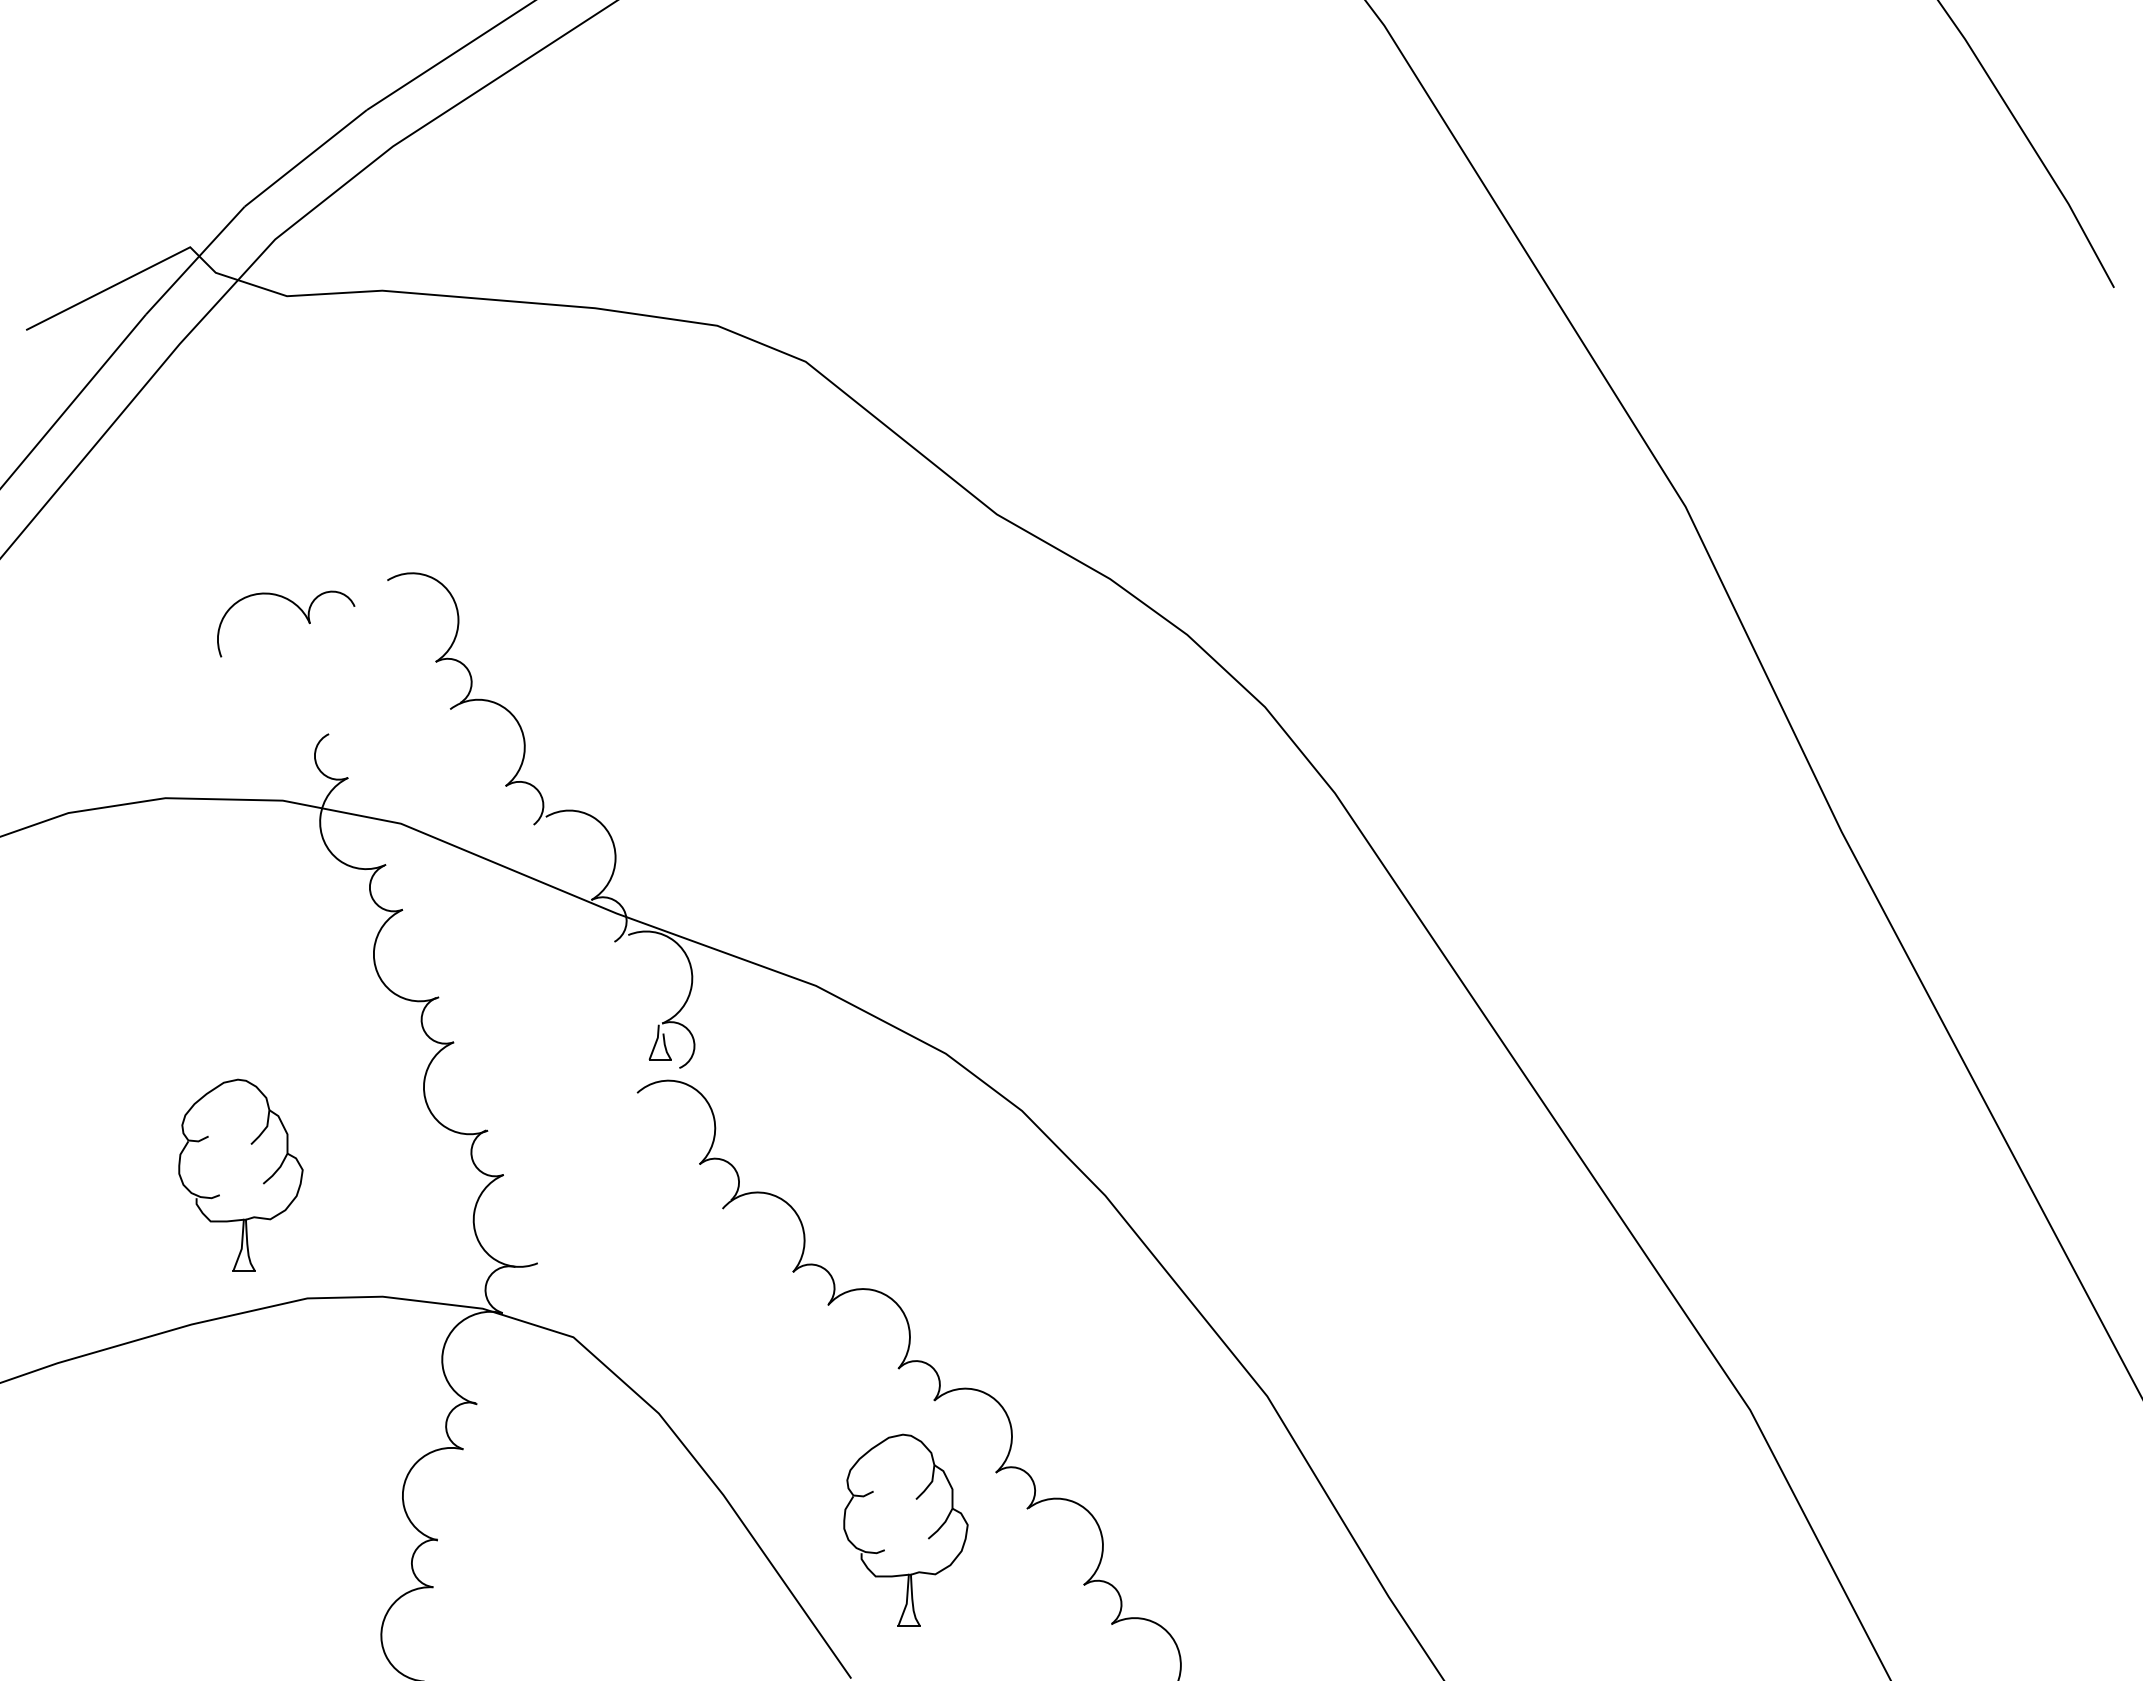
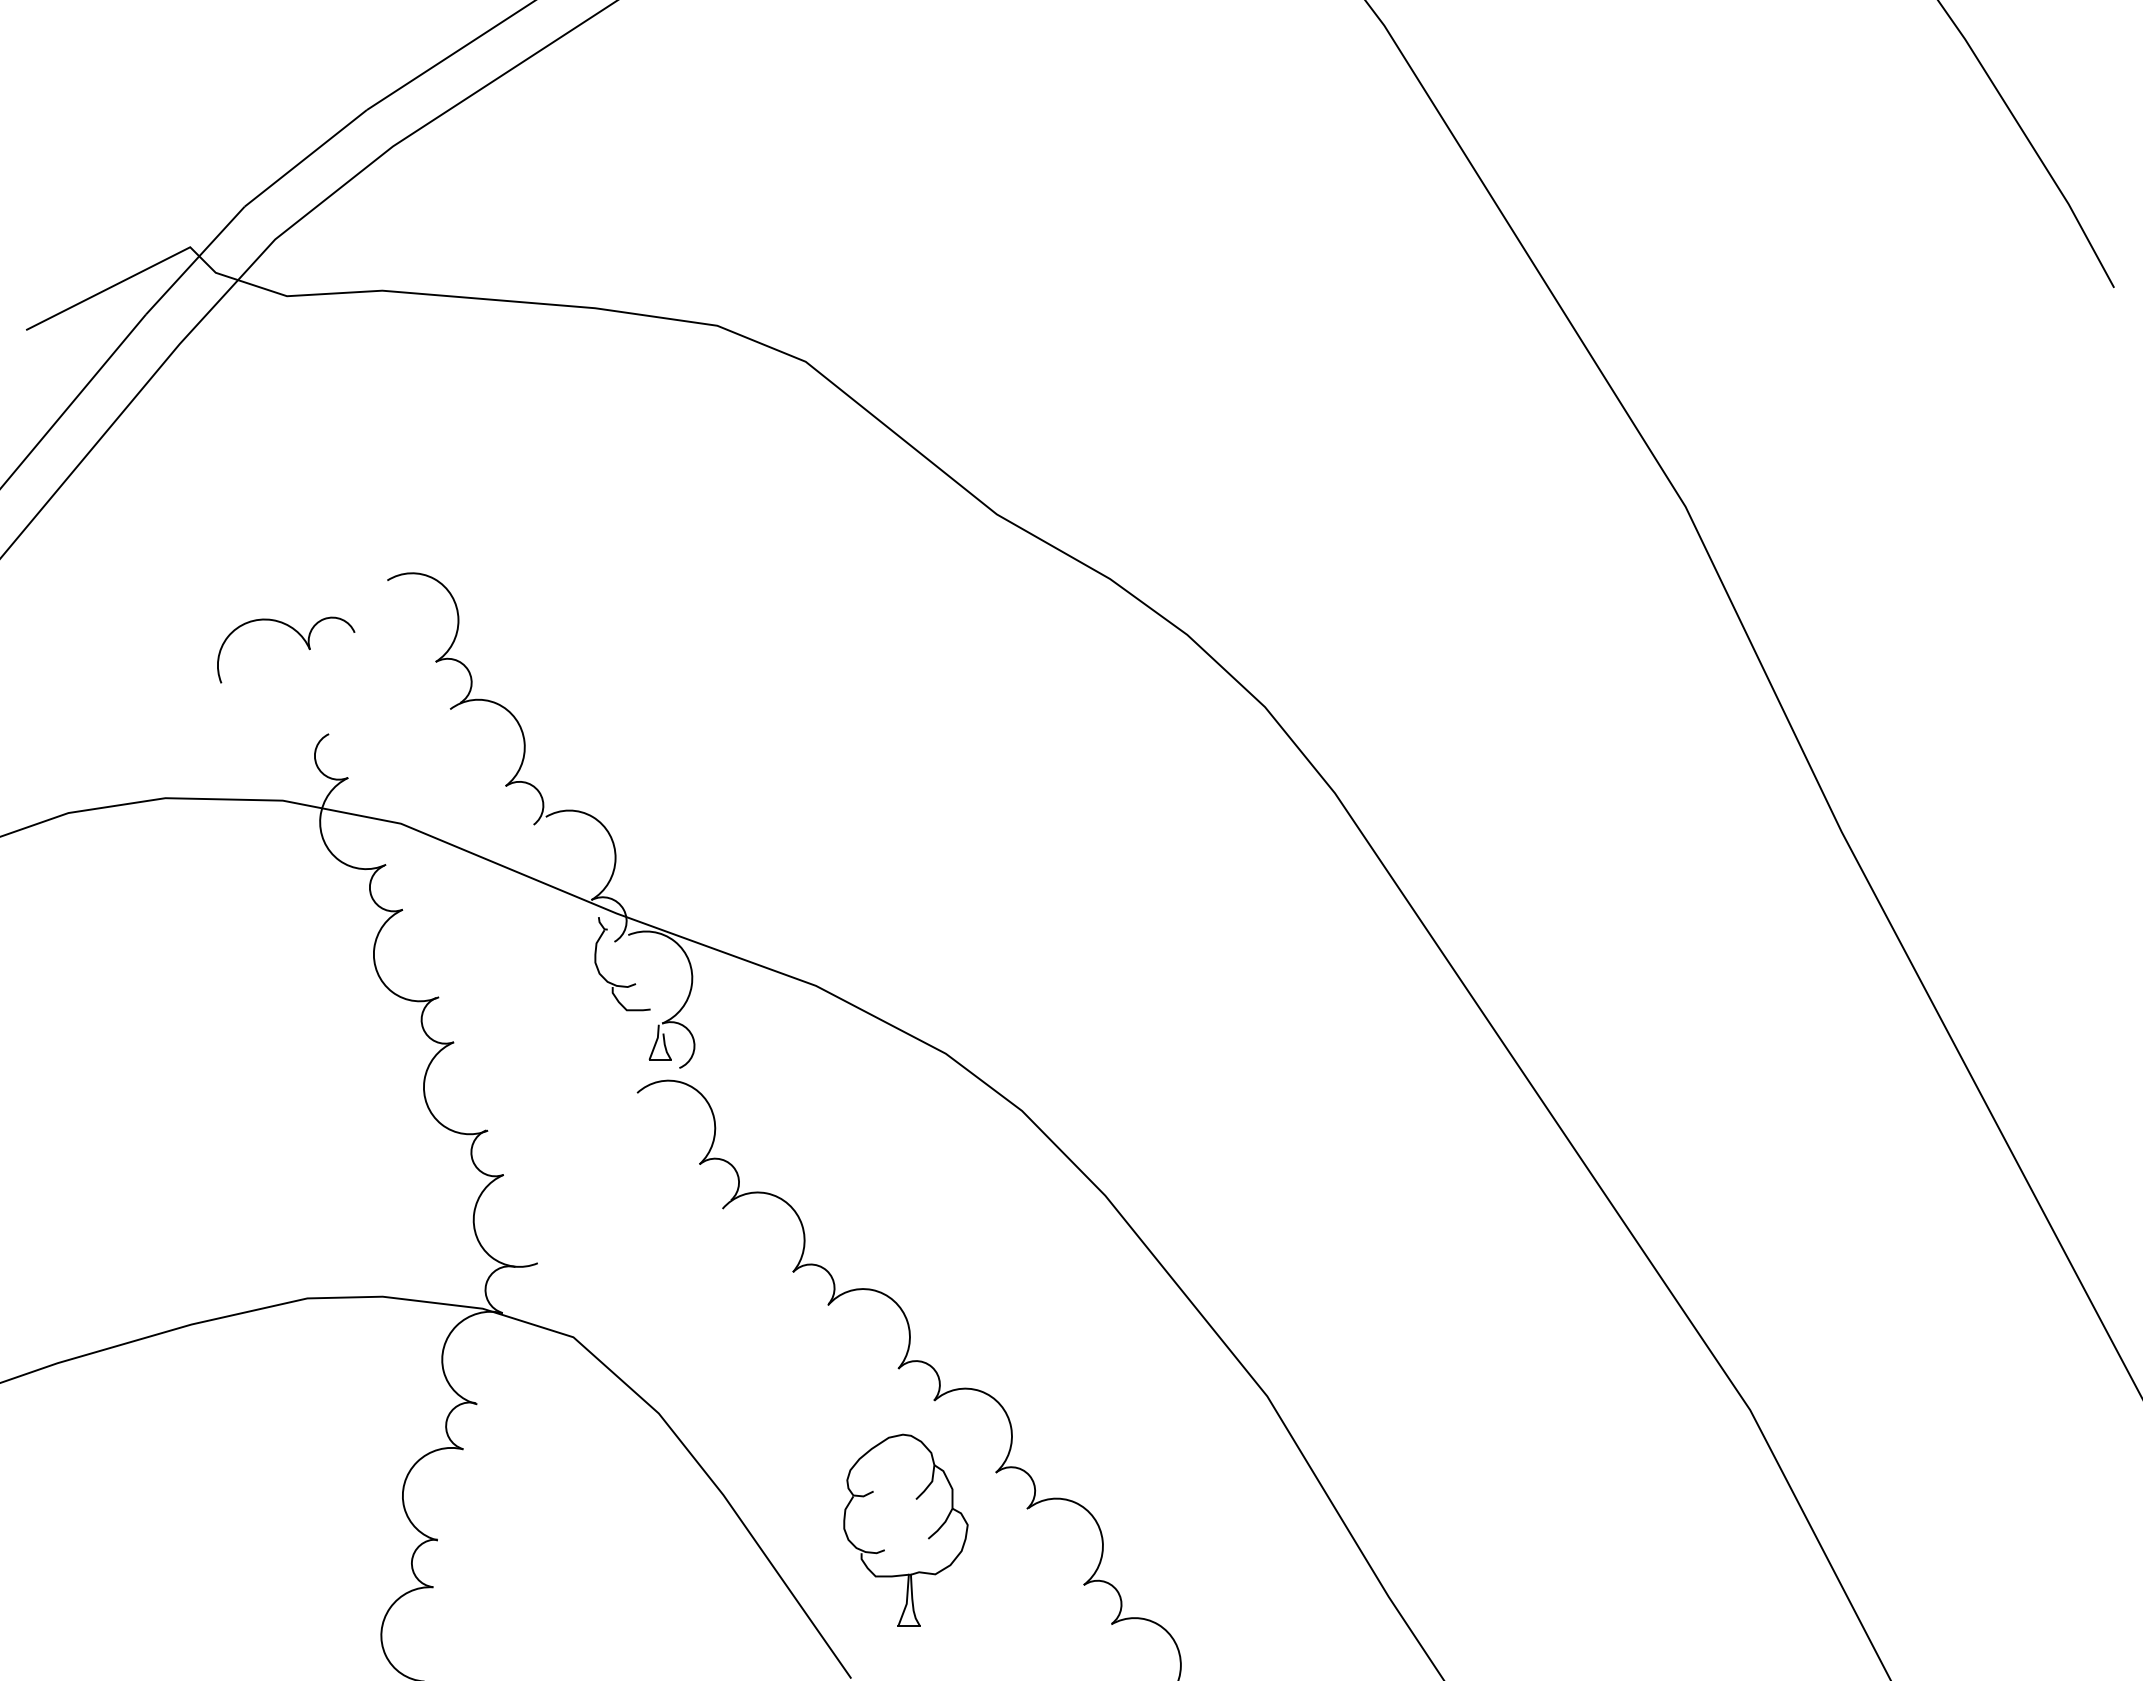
part position: (302, 613) -> (302, 639) (302, 639)
part: none -> present (614, 983)
part: present -> none (240, 1174)
